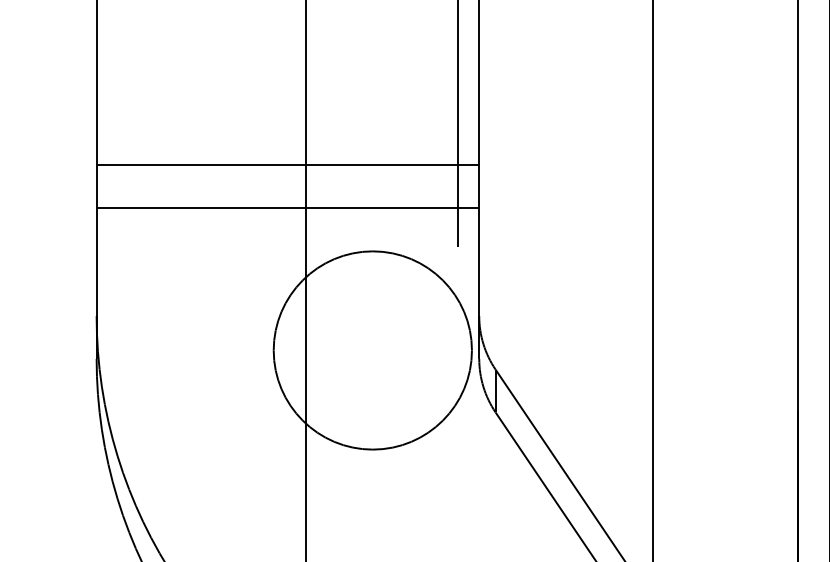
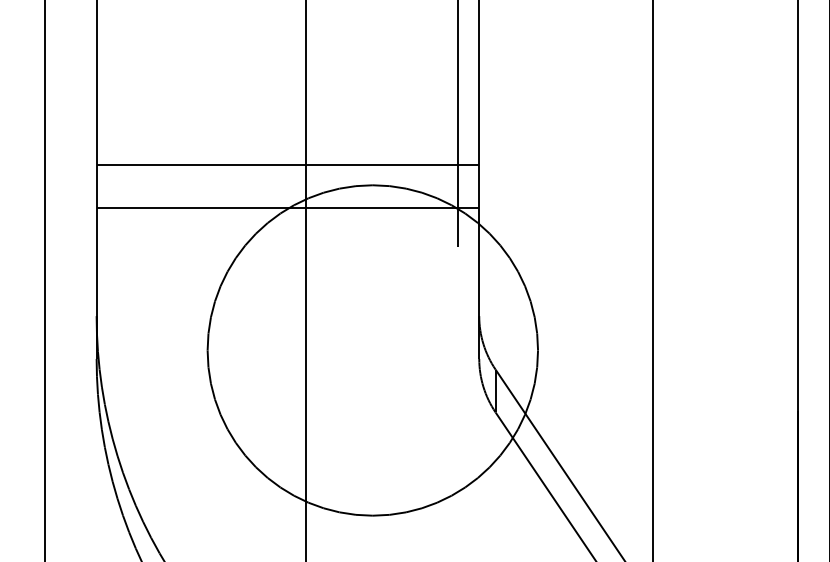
line: none -> present (45, 280)
circle diameter: 198 px -> 330 px (372, 350)
